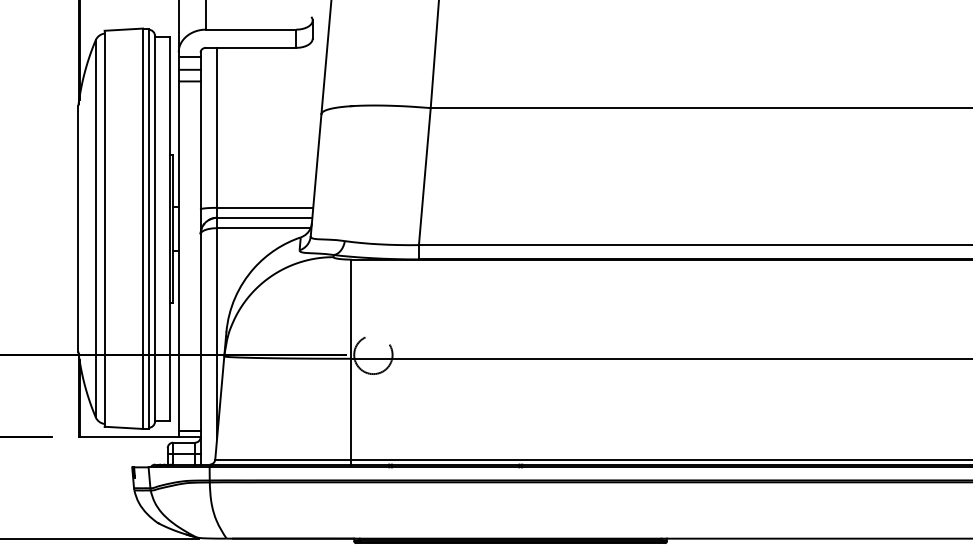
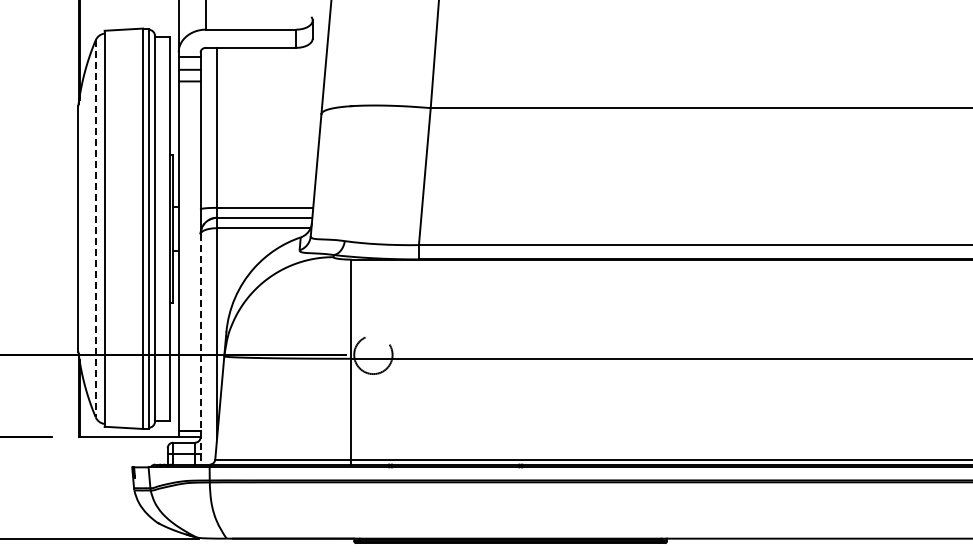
line: solid -> dashed (95, 228)
line: solid -> dashed (200, 349)
